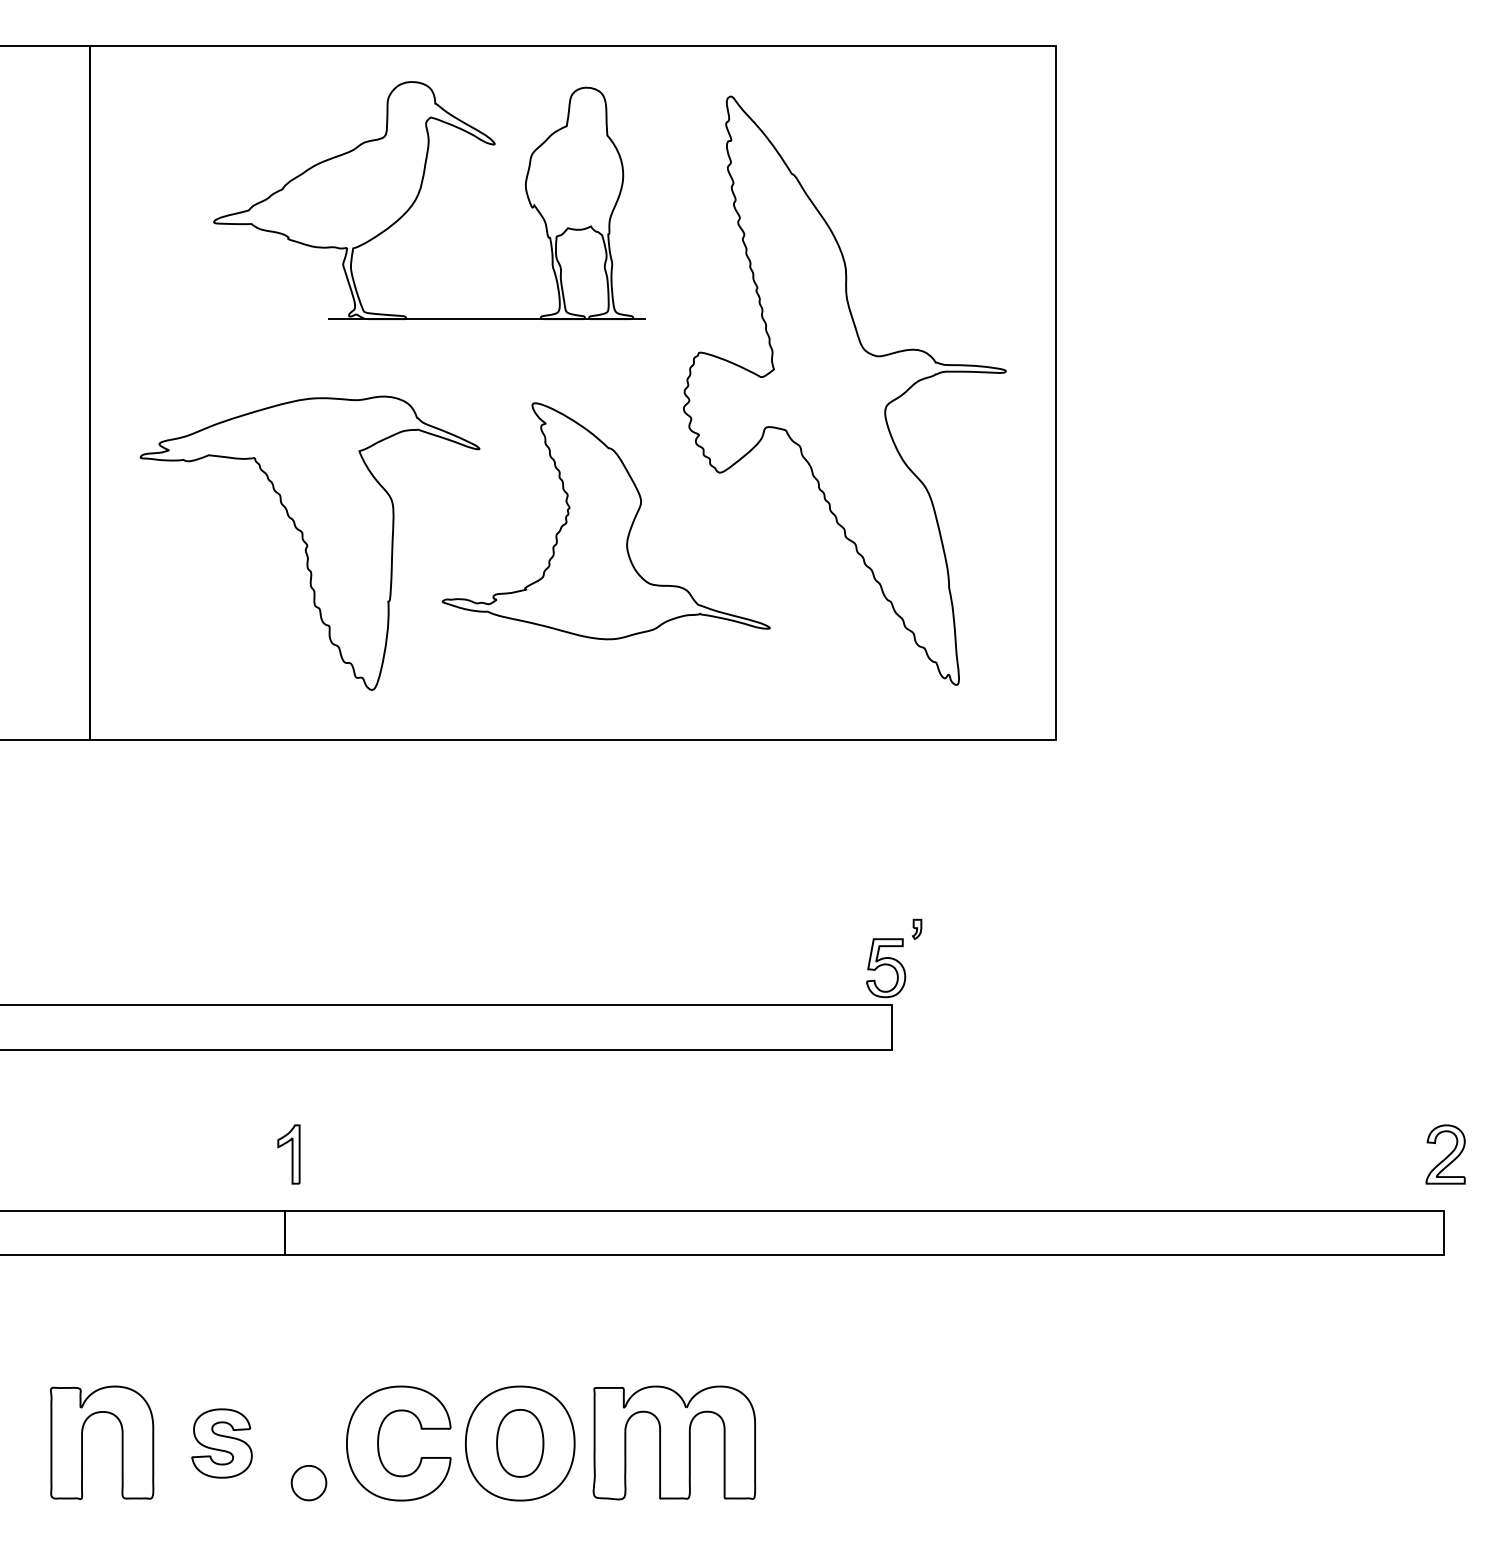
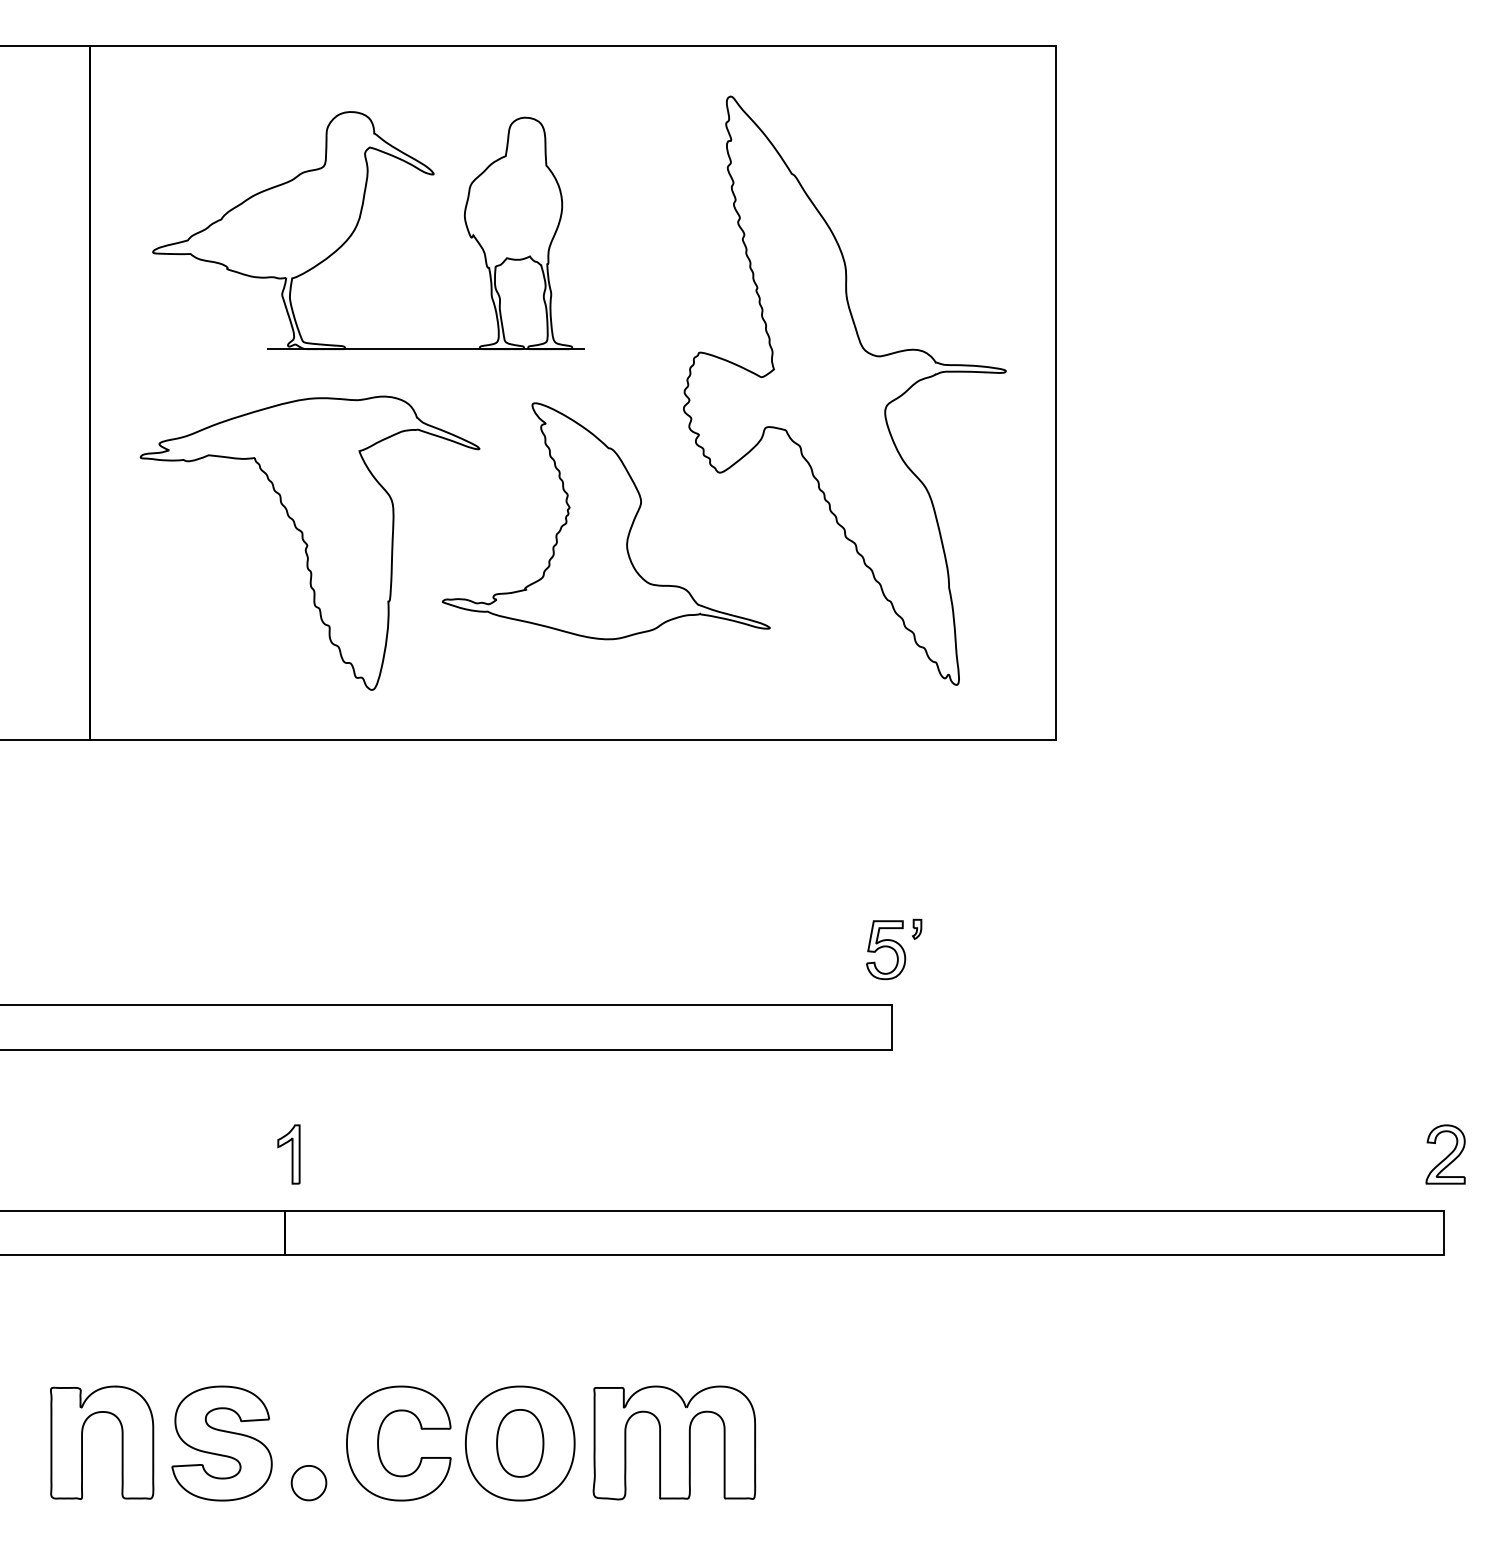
part position: (419, 194) -> (358, 224) (358, 224)
part position: (886, 968) -> (886, 950) (886, 950)
part size: 62x71 px -> 102x117 px (221, 1443)
